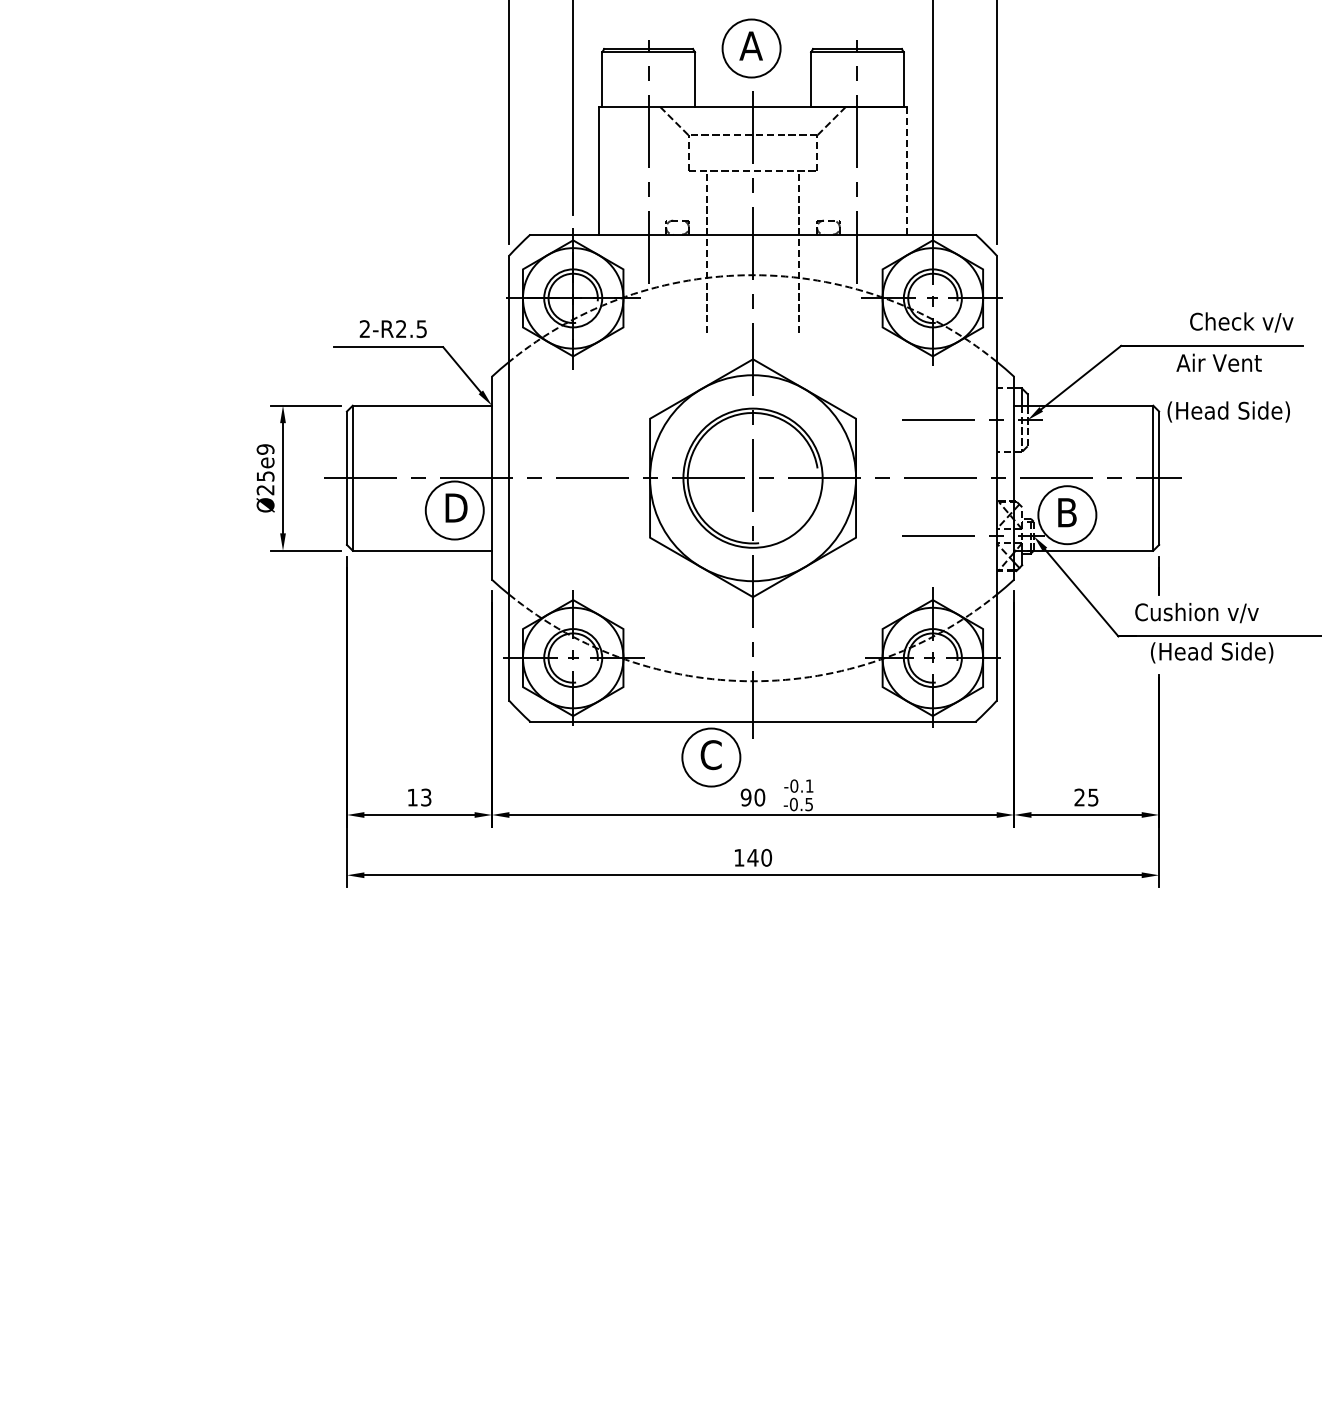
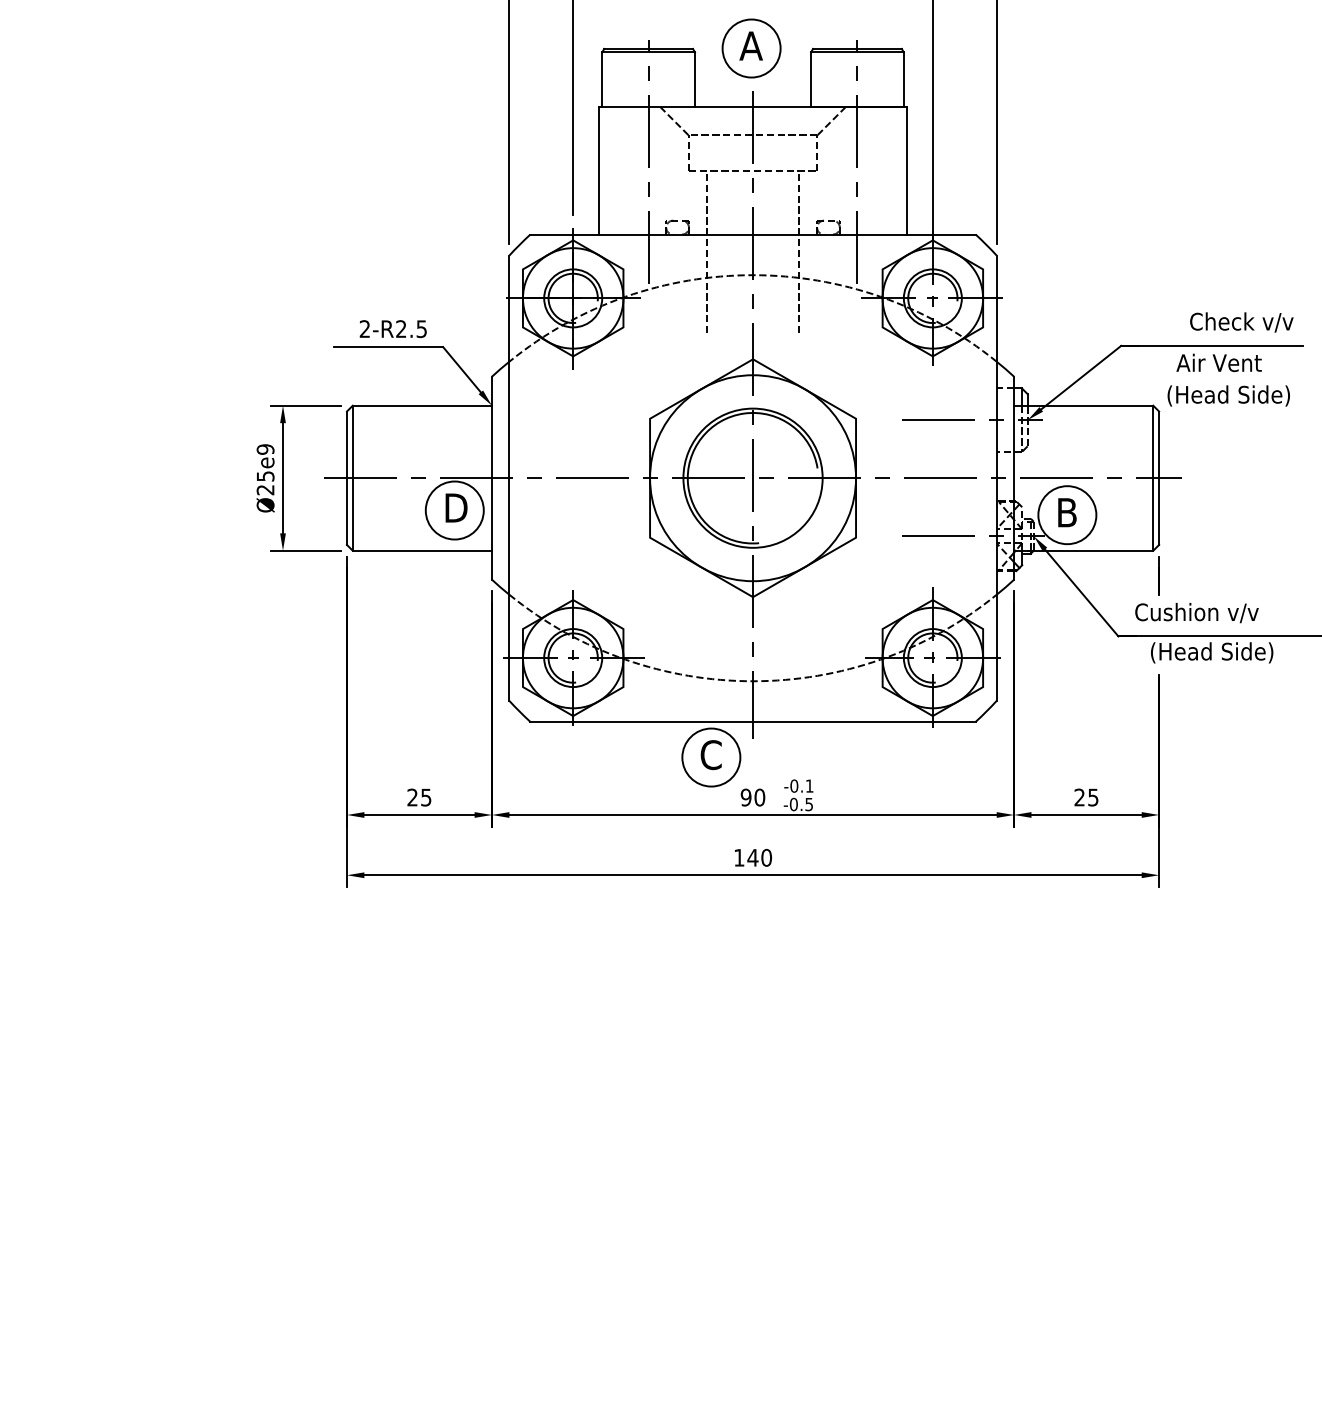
line: dashed -> solid (906, 170)
text position: (1228, 411) -> (1228, 395) (1228, 395)
text: 13 -> 25 (419, 797)
